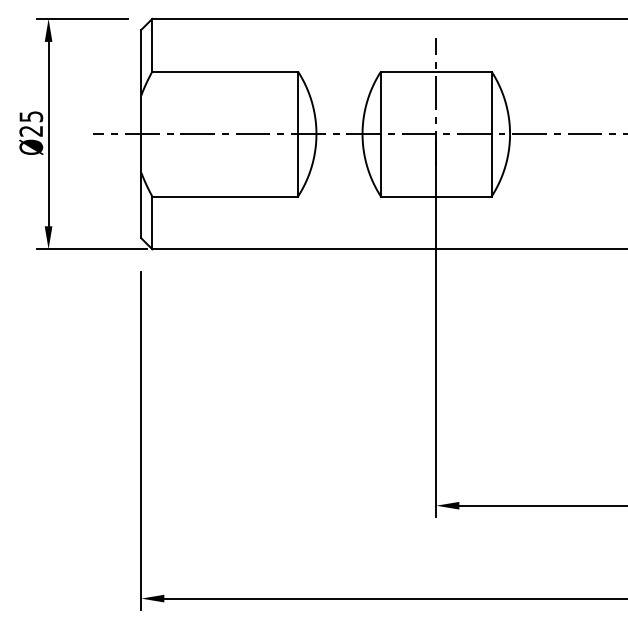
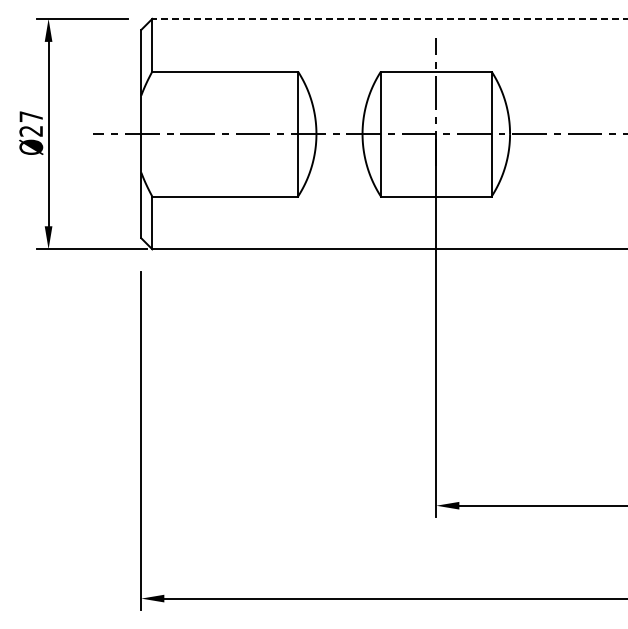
line: solid -> dashed (389, 18)
text: Ø25 -> Ø27 (31, 116)
